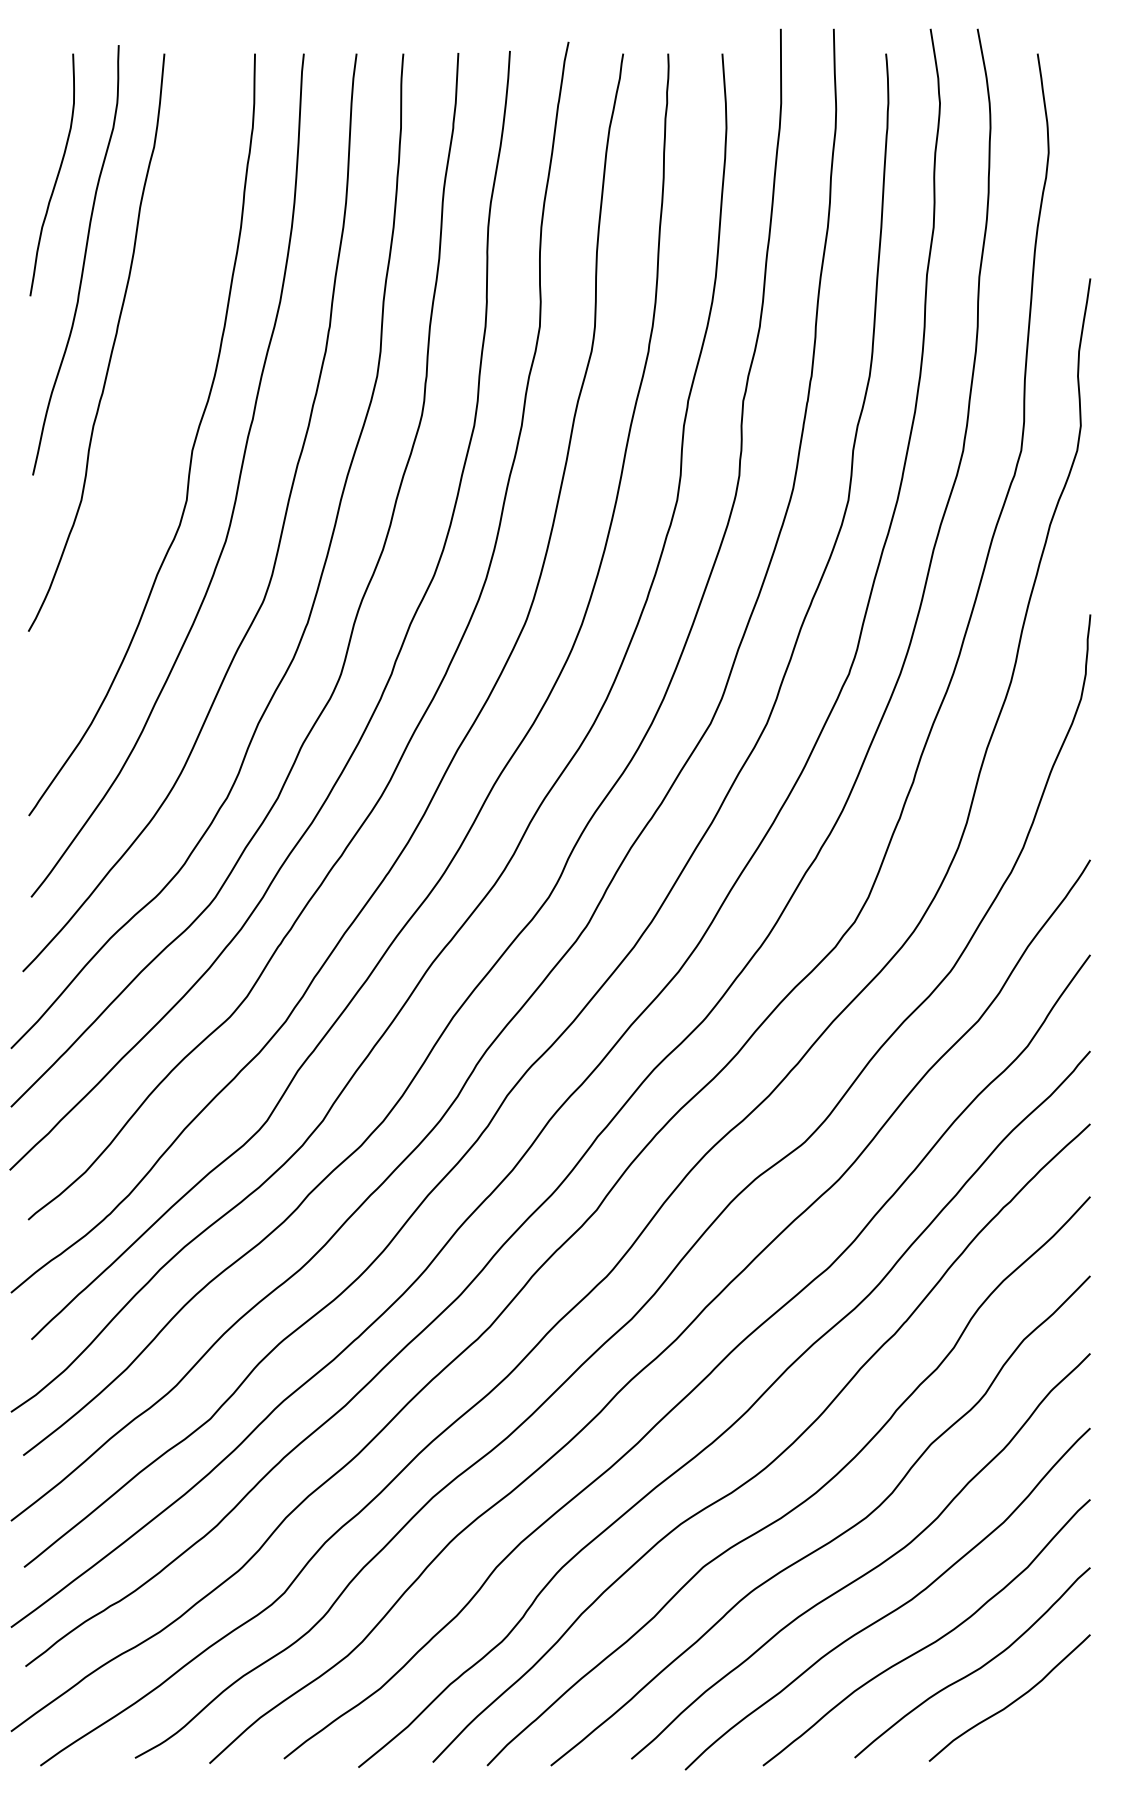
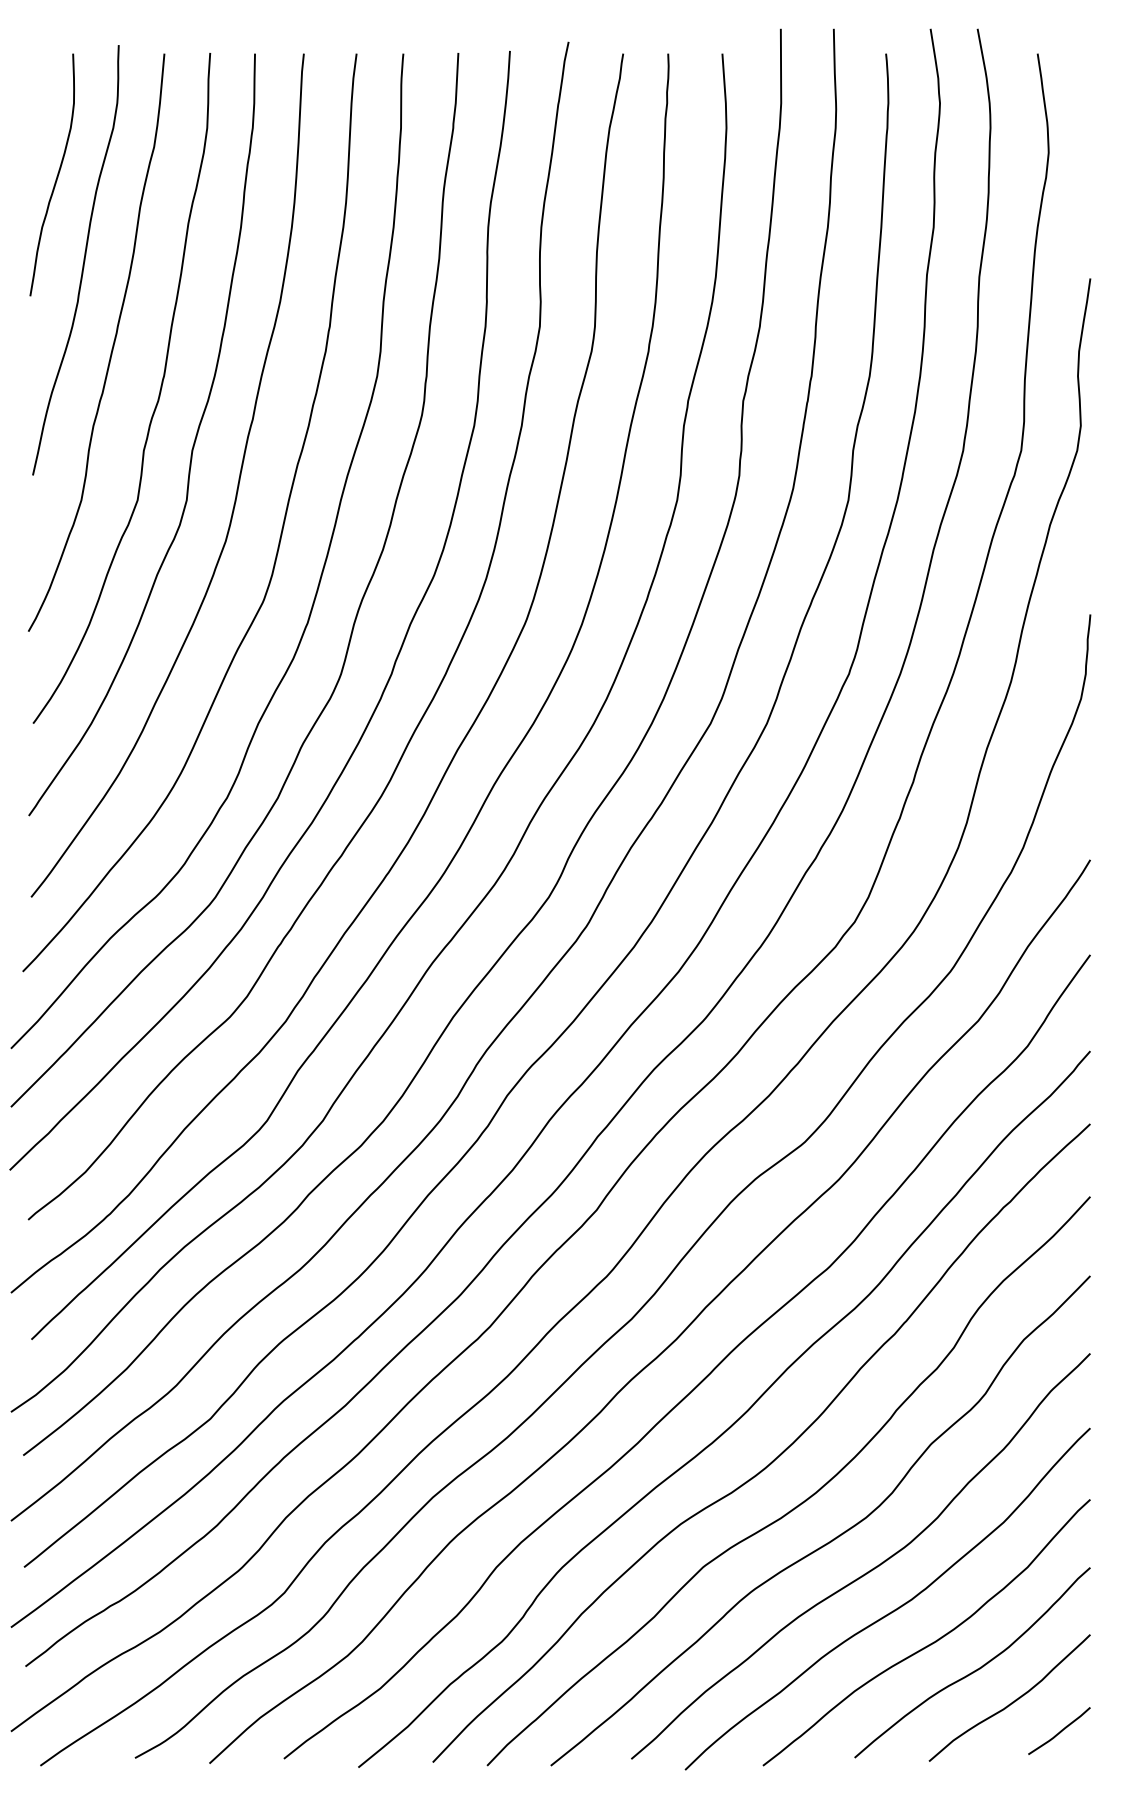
curve: none -> present (157, 398)
curve: none -> present (1060, 1730)
